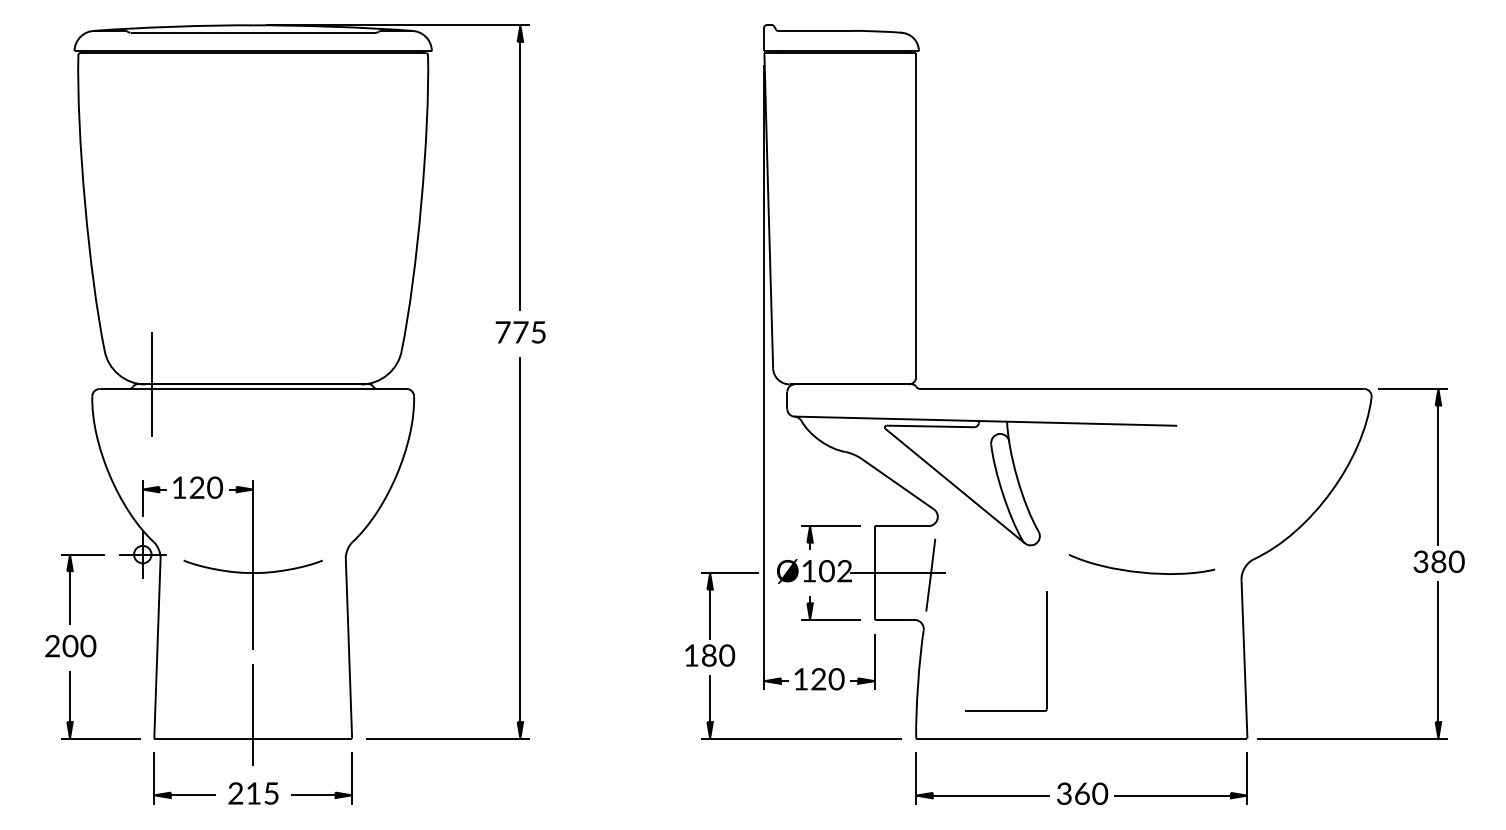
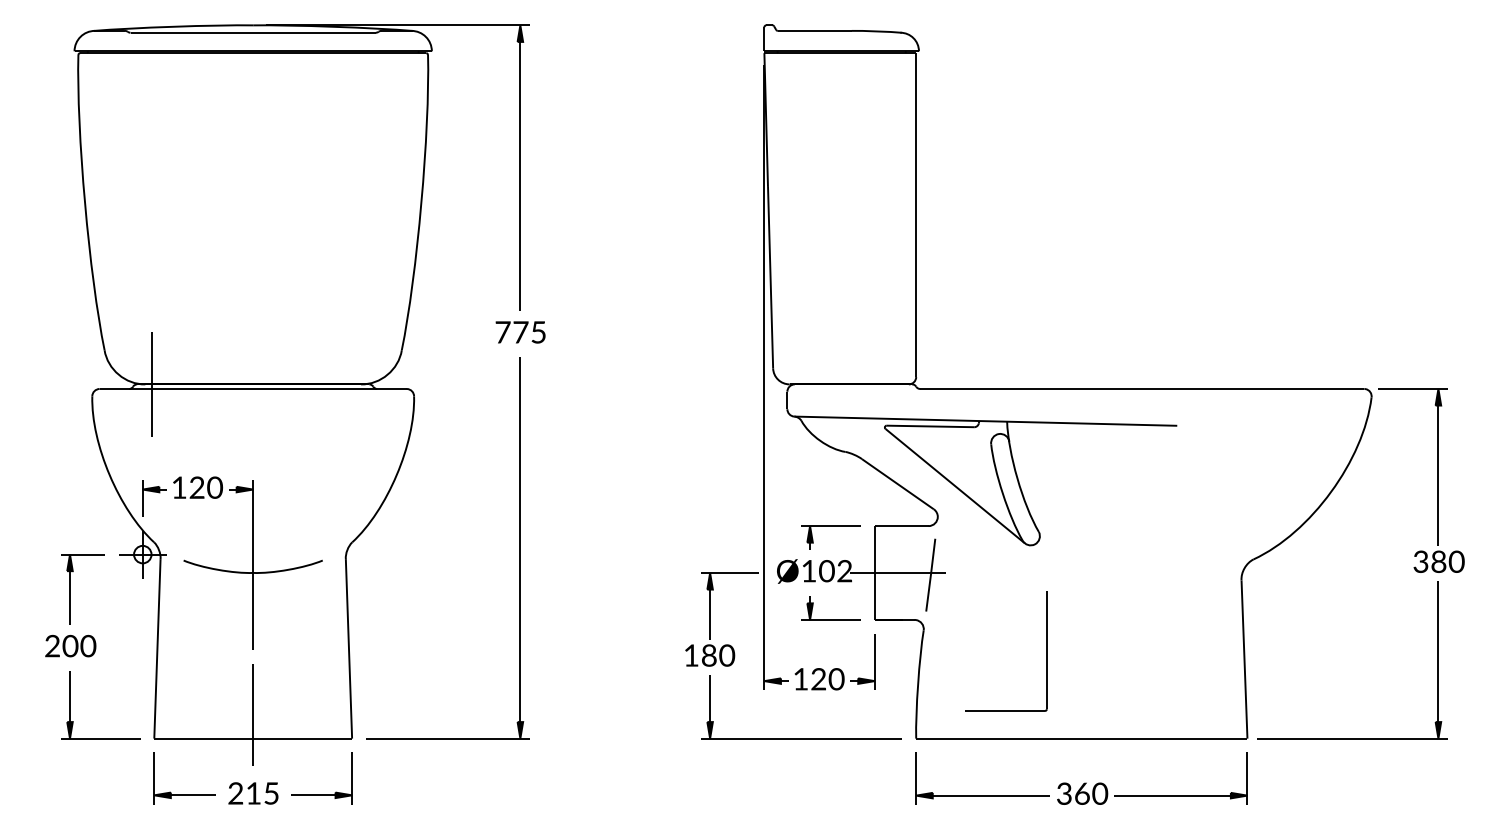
part: present -> none (1141, 571)
